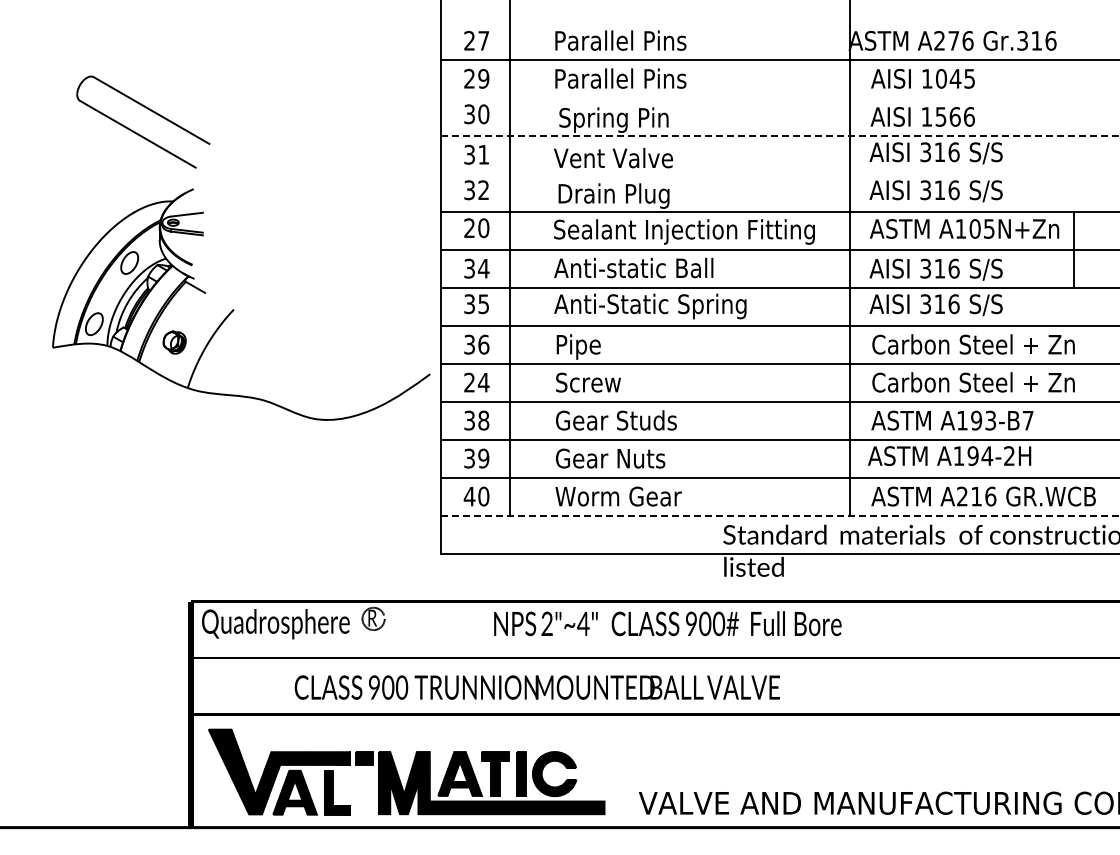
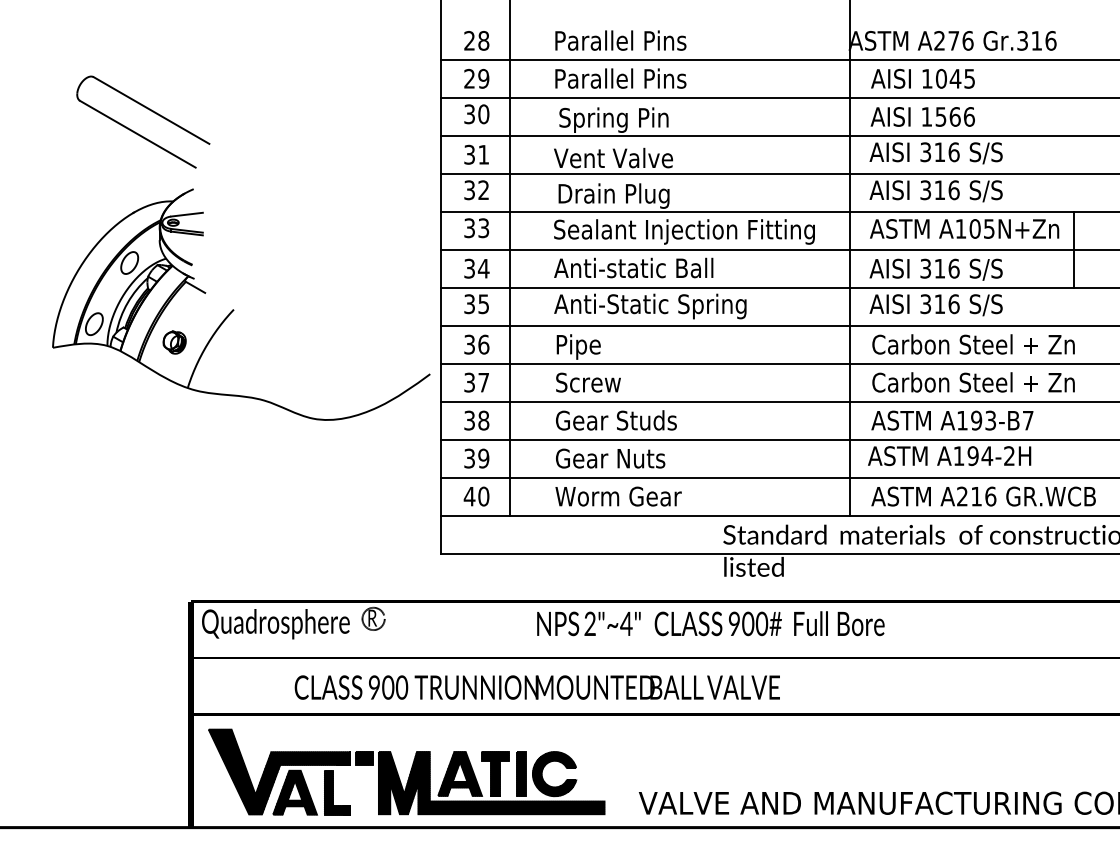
text: 27 -> 28 (483, 40)
line: none -> present (778, 98)
line: dashed -> solid (780, 136)
line: none -> present (778, 174)
text: 20 -> 33 (476, 228)
text: 24 -> 37 (476, 382)
line: dashed -> solid (780, 515)
text position: (667, 623) -> (710, 623) (710, 623)
